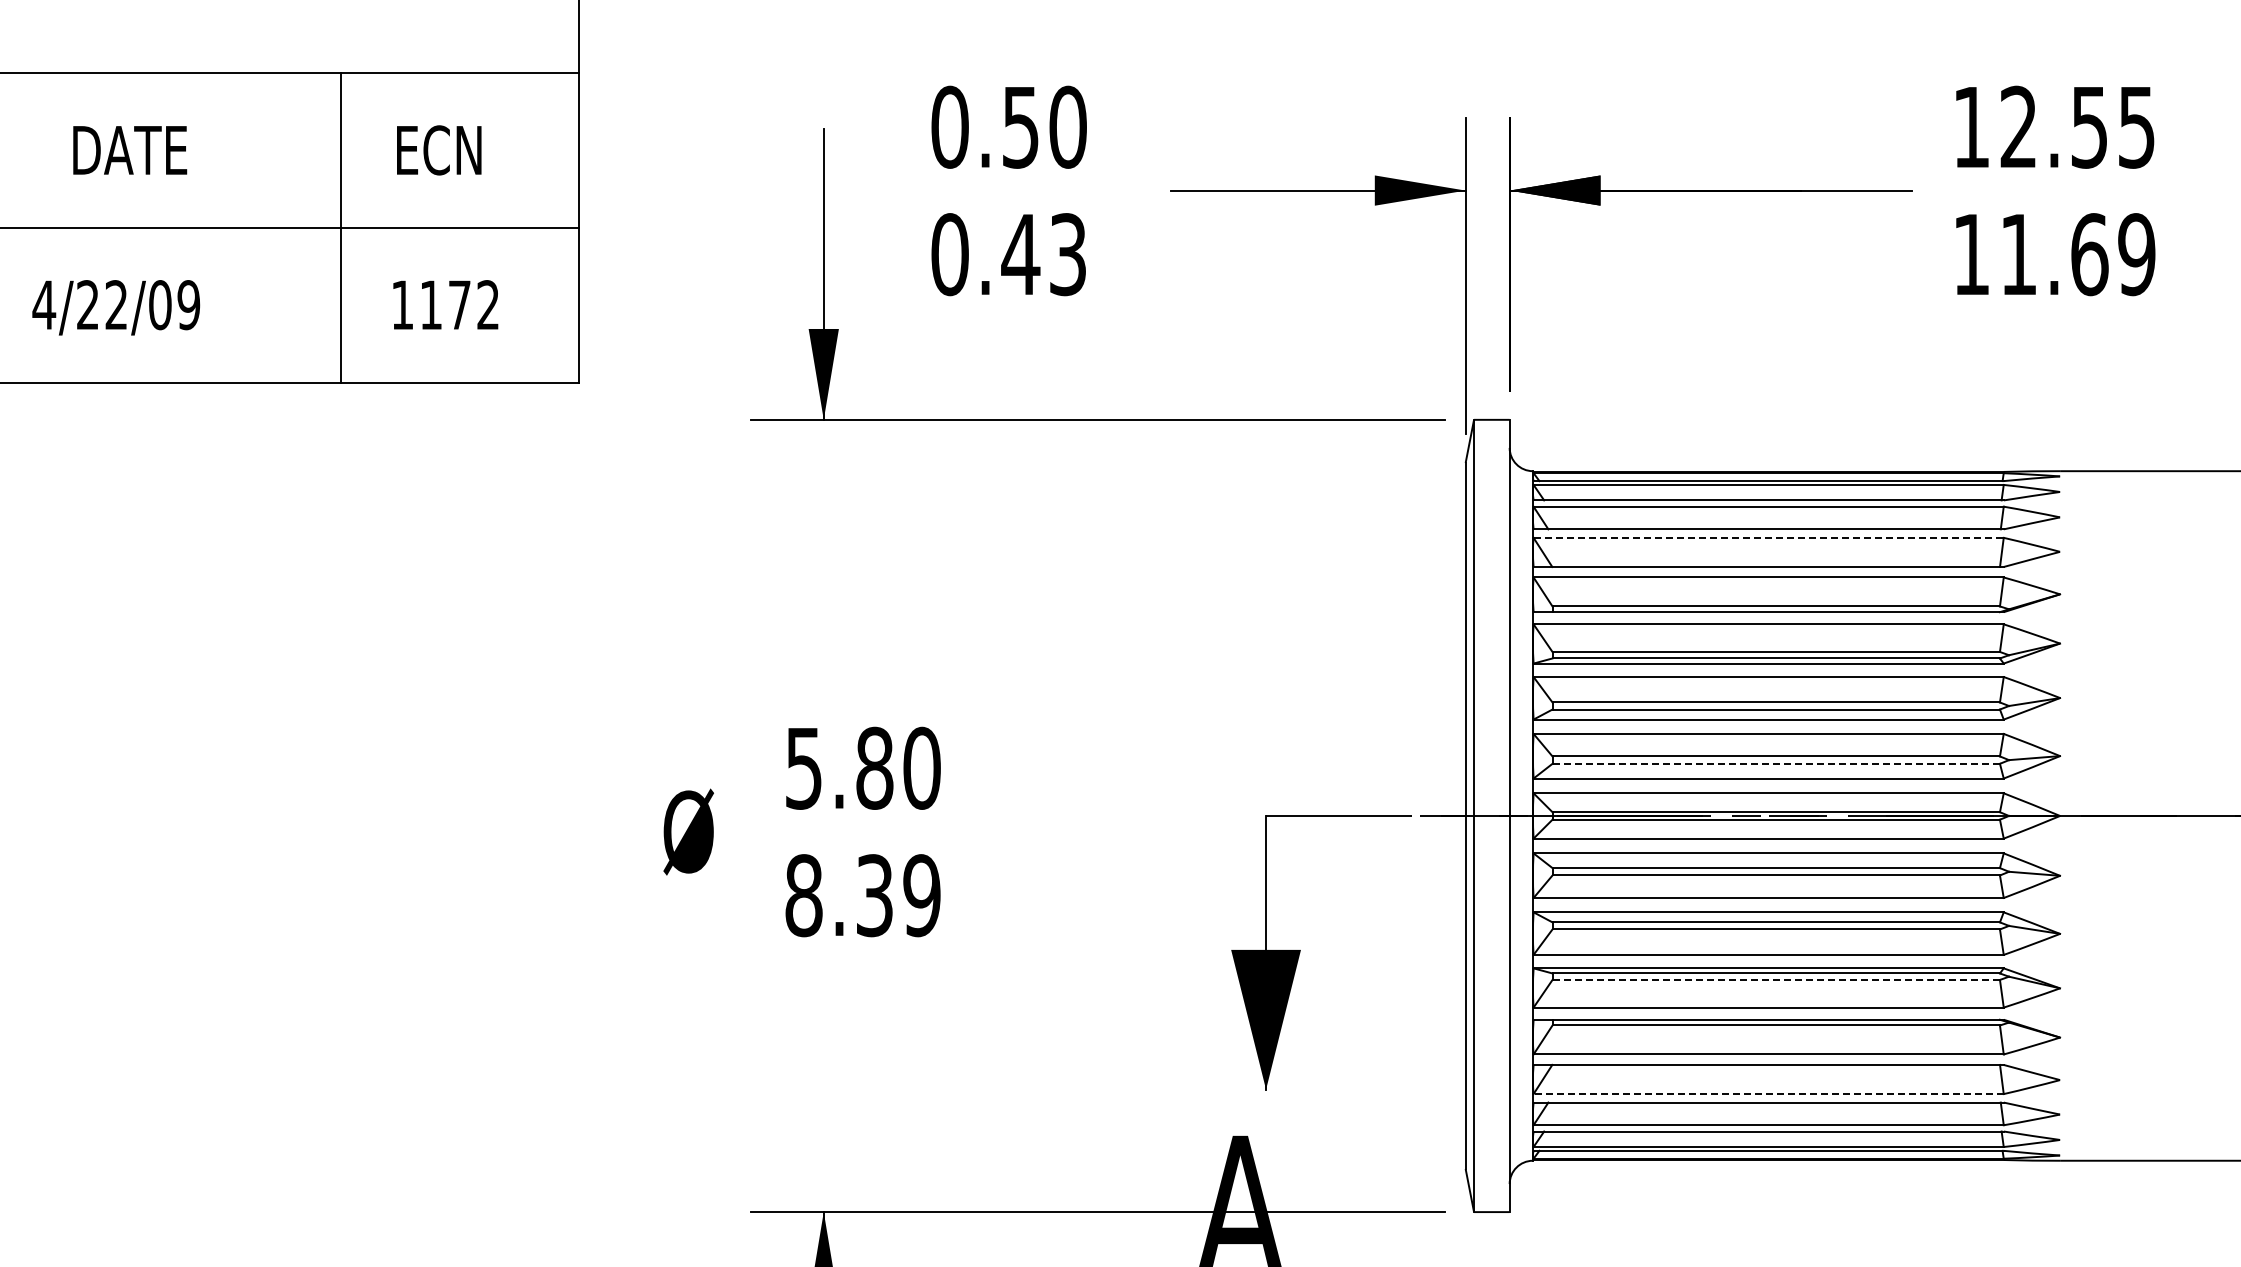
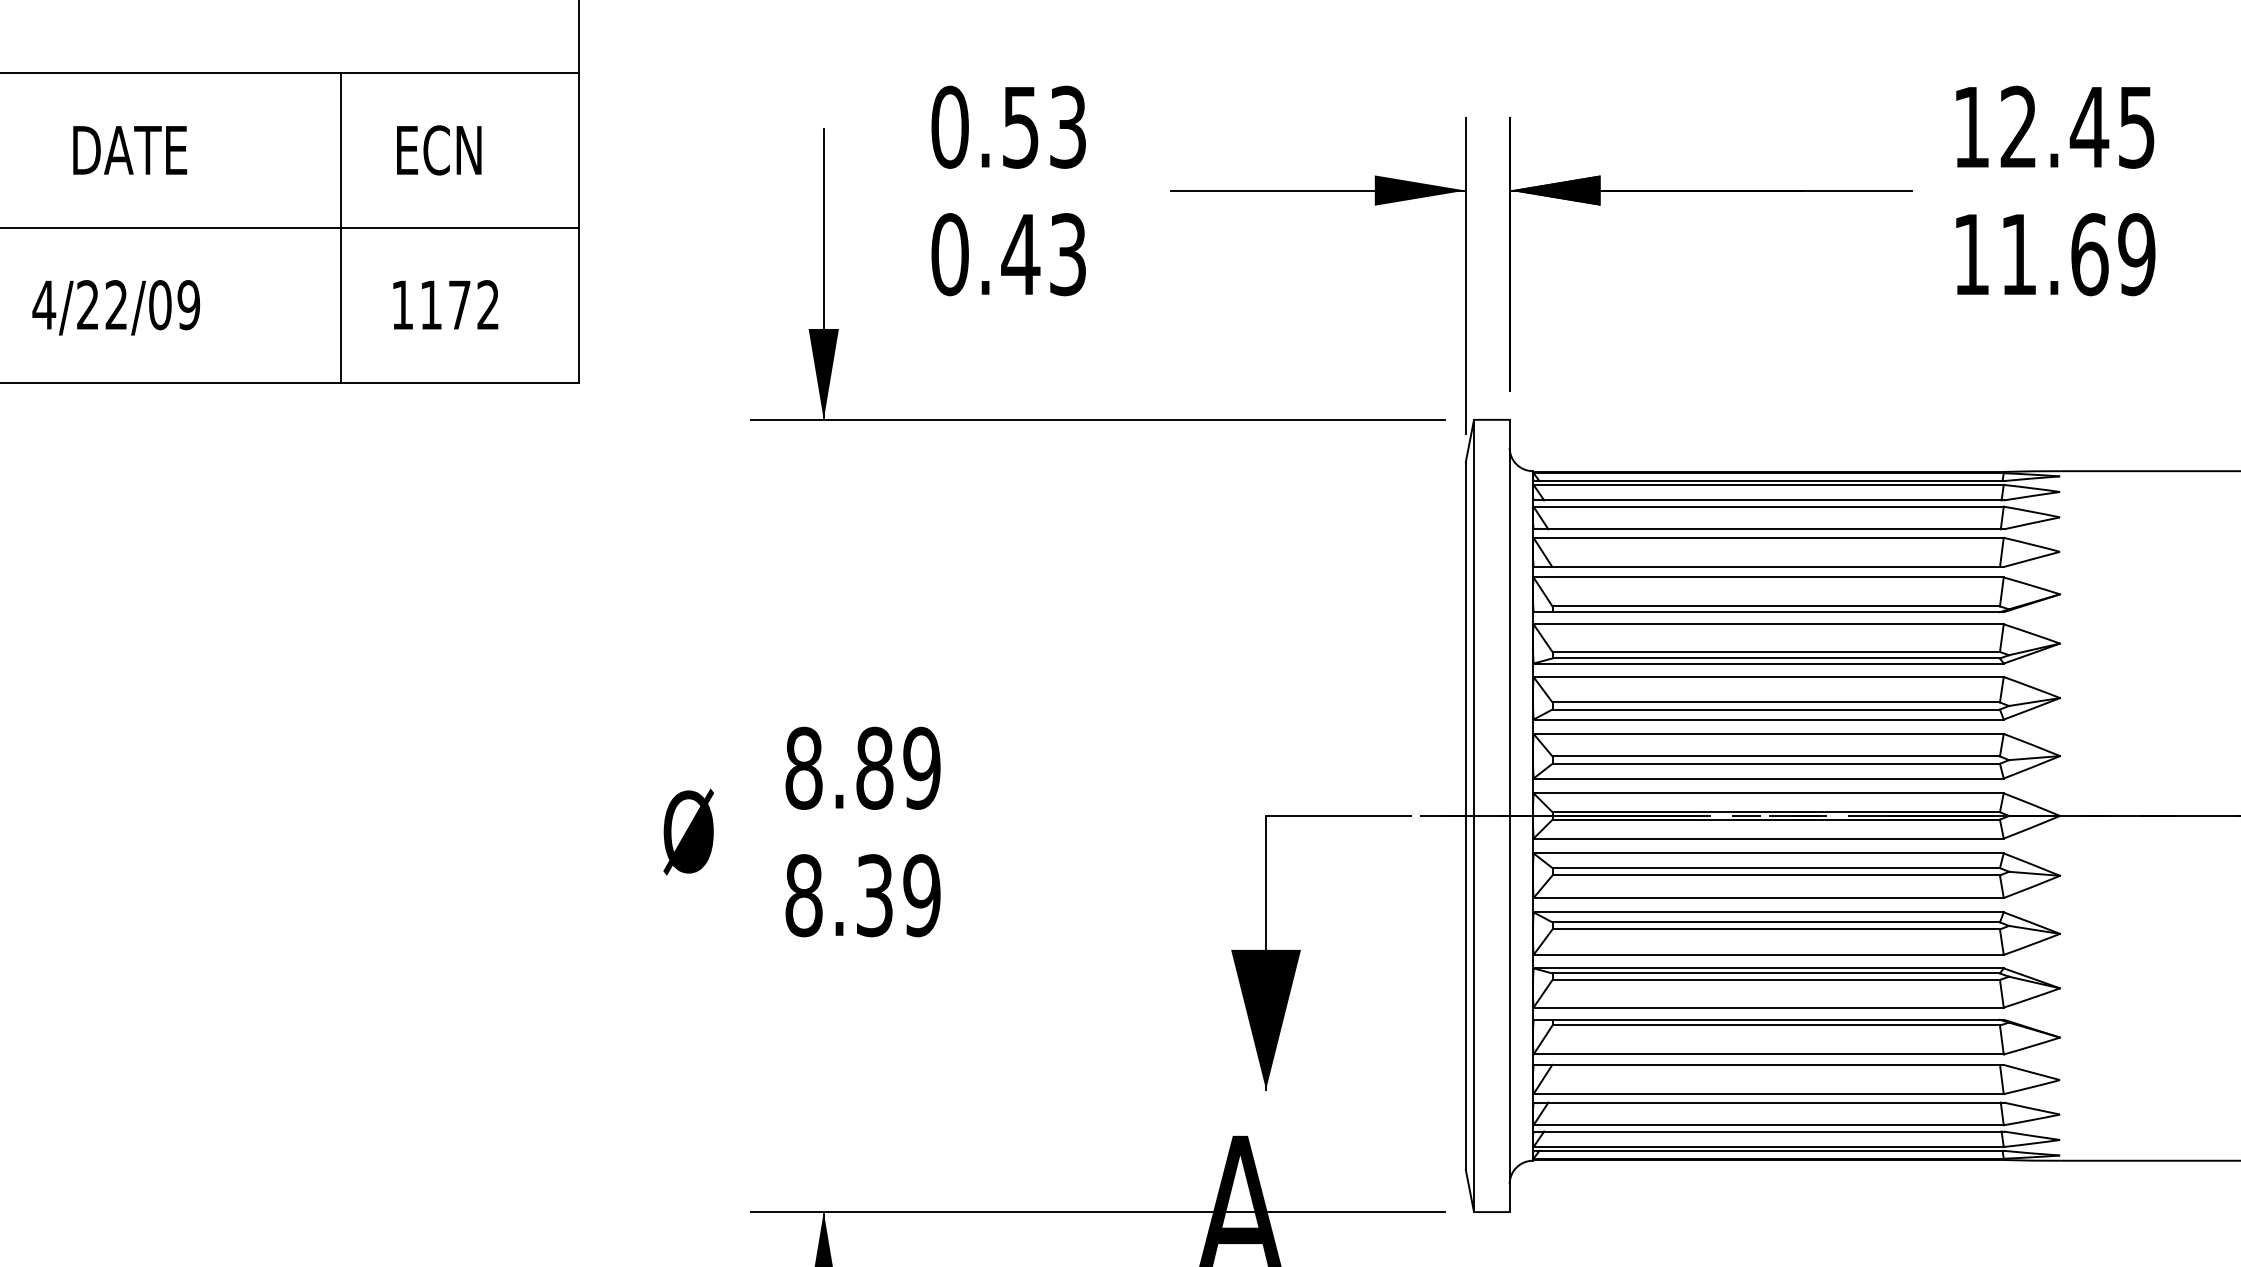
text: 0.50 -> 0.53 (1067, 126)
text: 12.55 -> 12.45 (2089, 127)
line: dashed -> solid (1769, 537)
line: dashed -> solid (1776, 763)
text: 5.80 -> 8.89 (862, 767)
line: dashed -> solid (1776, 979)
line: dashed -> solid (1768, 1094)
